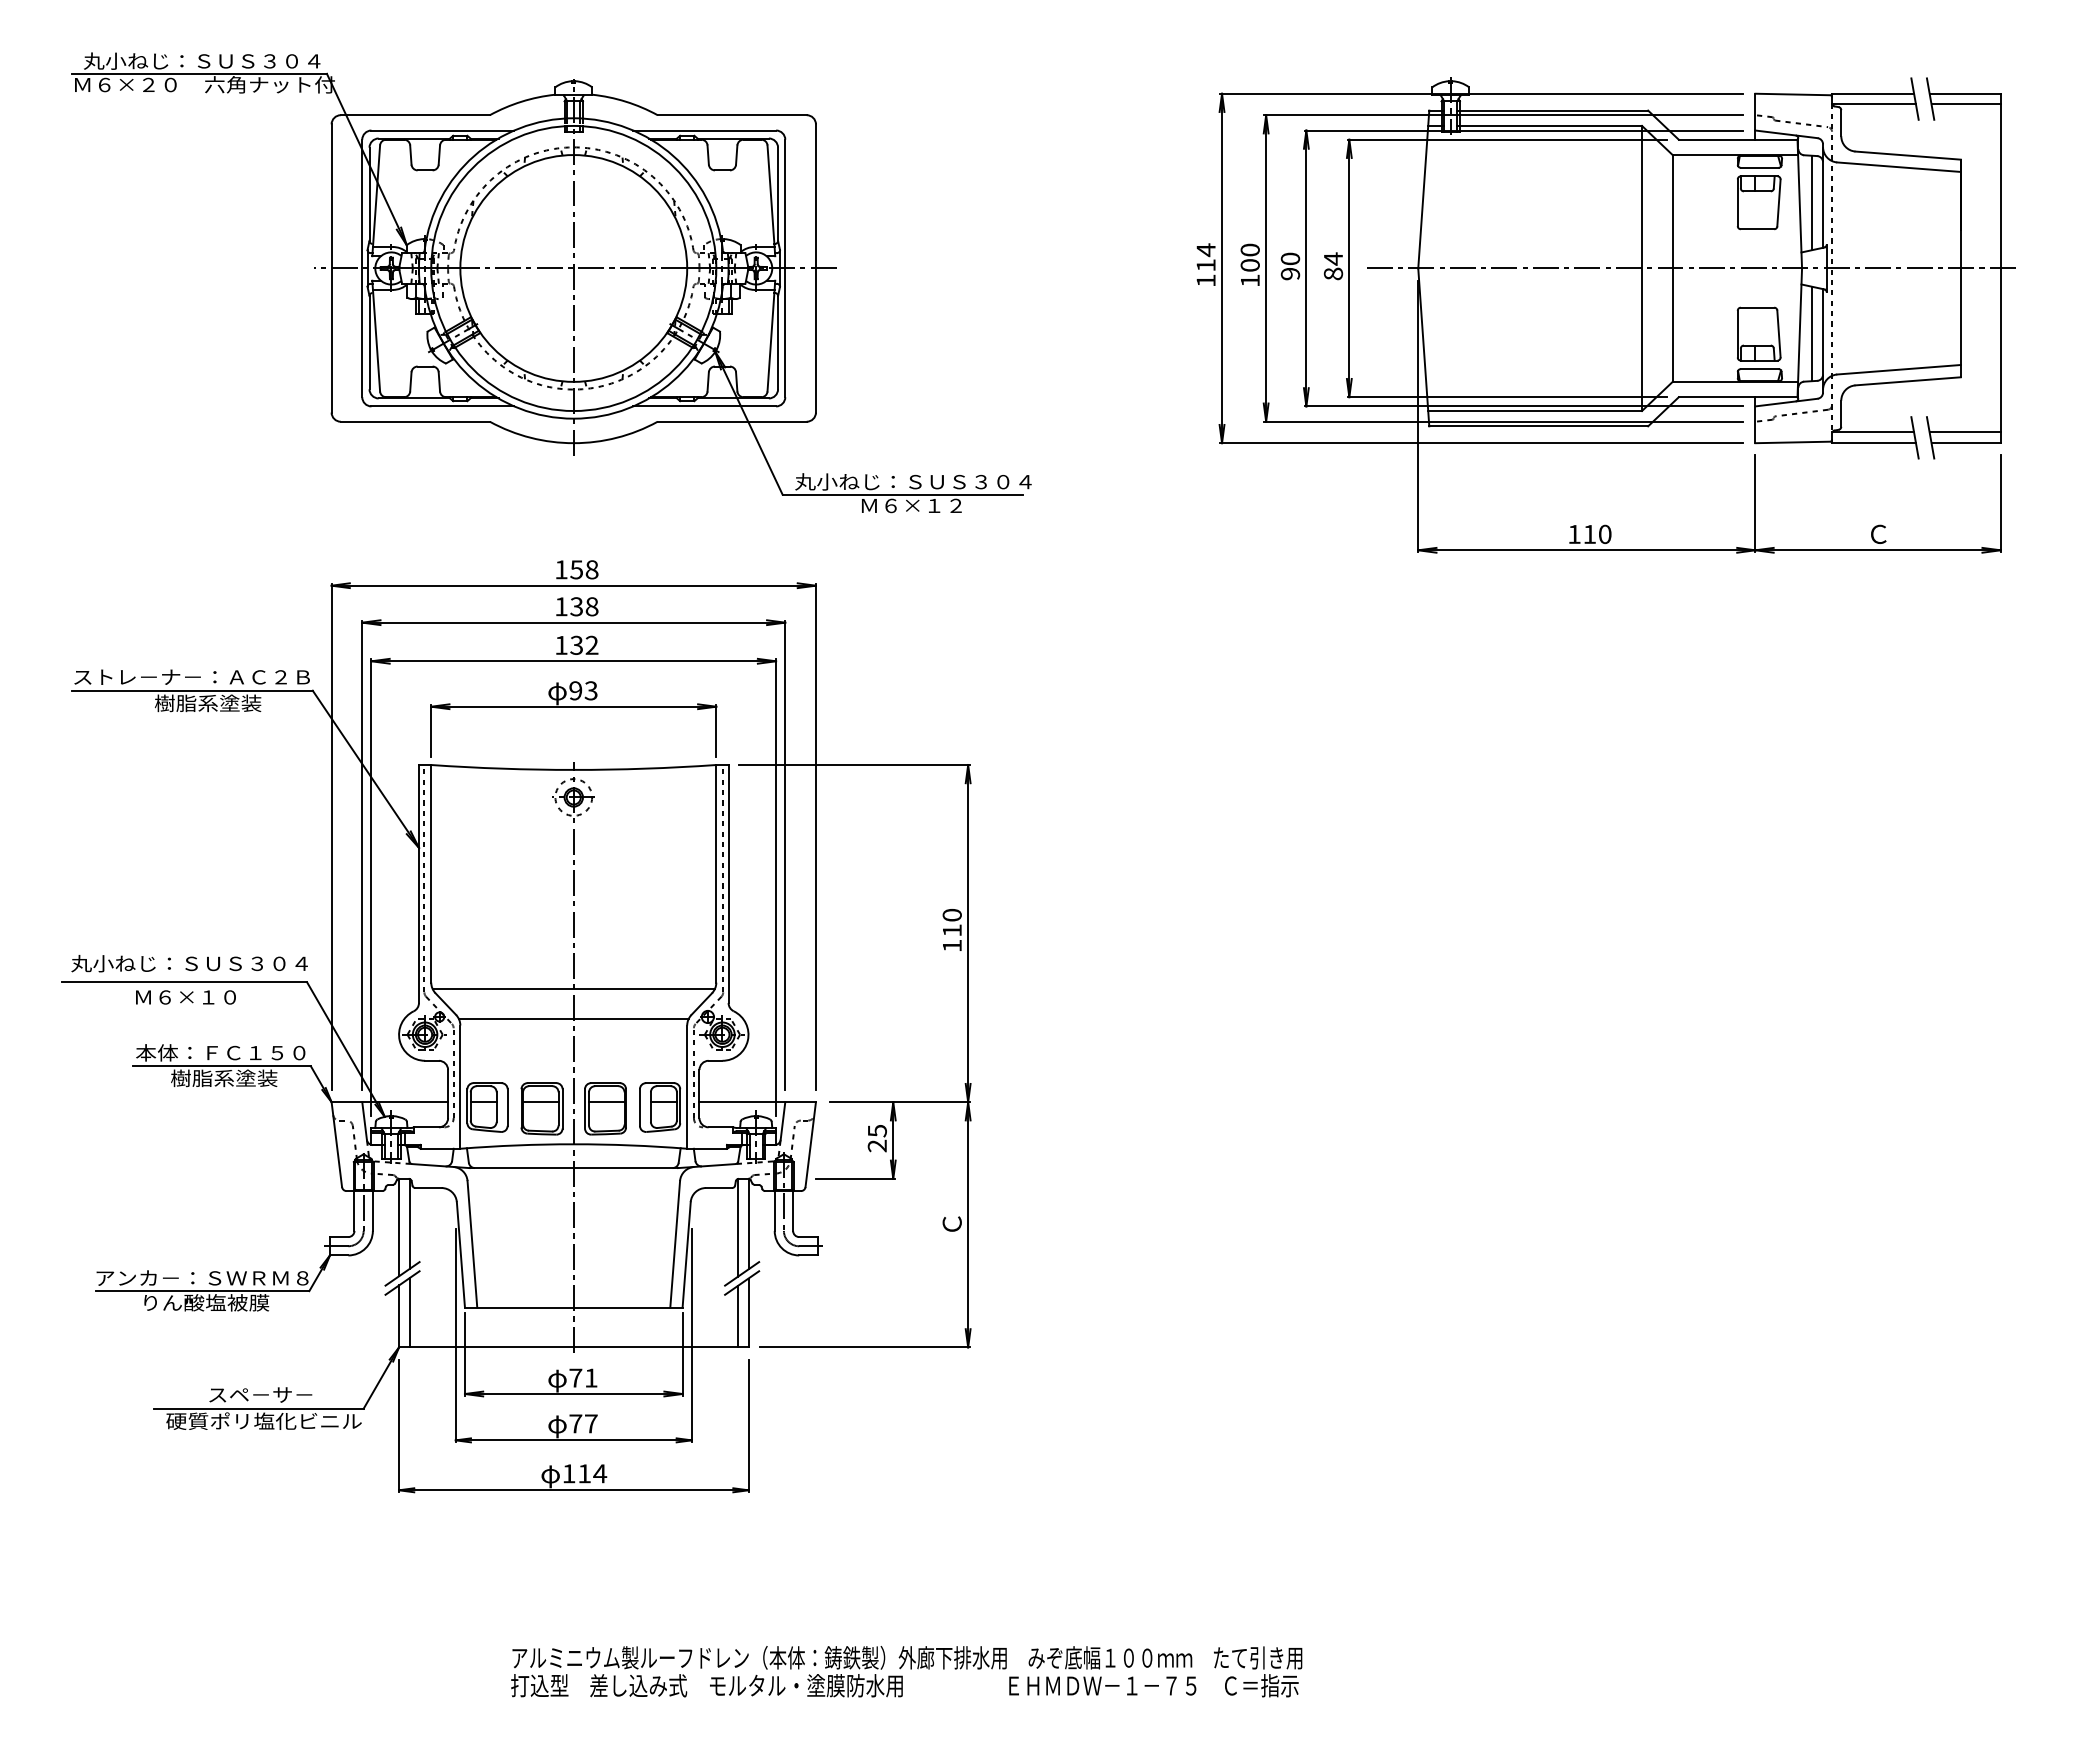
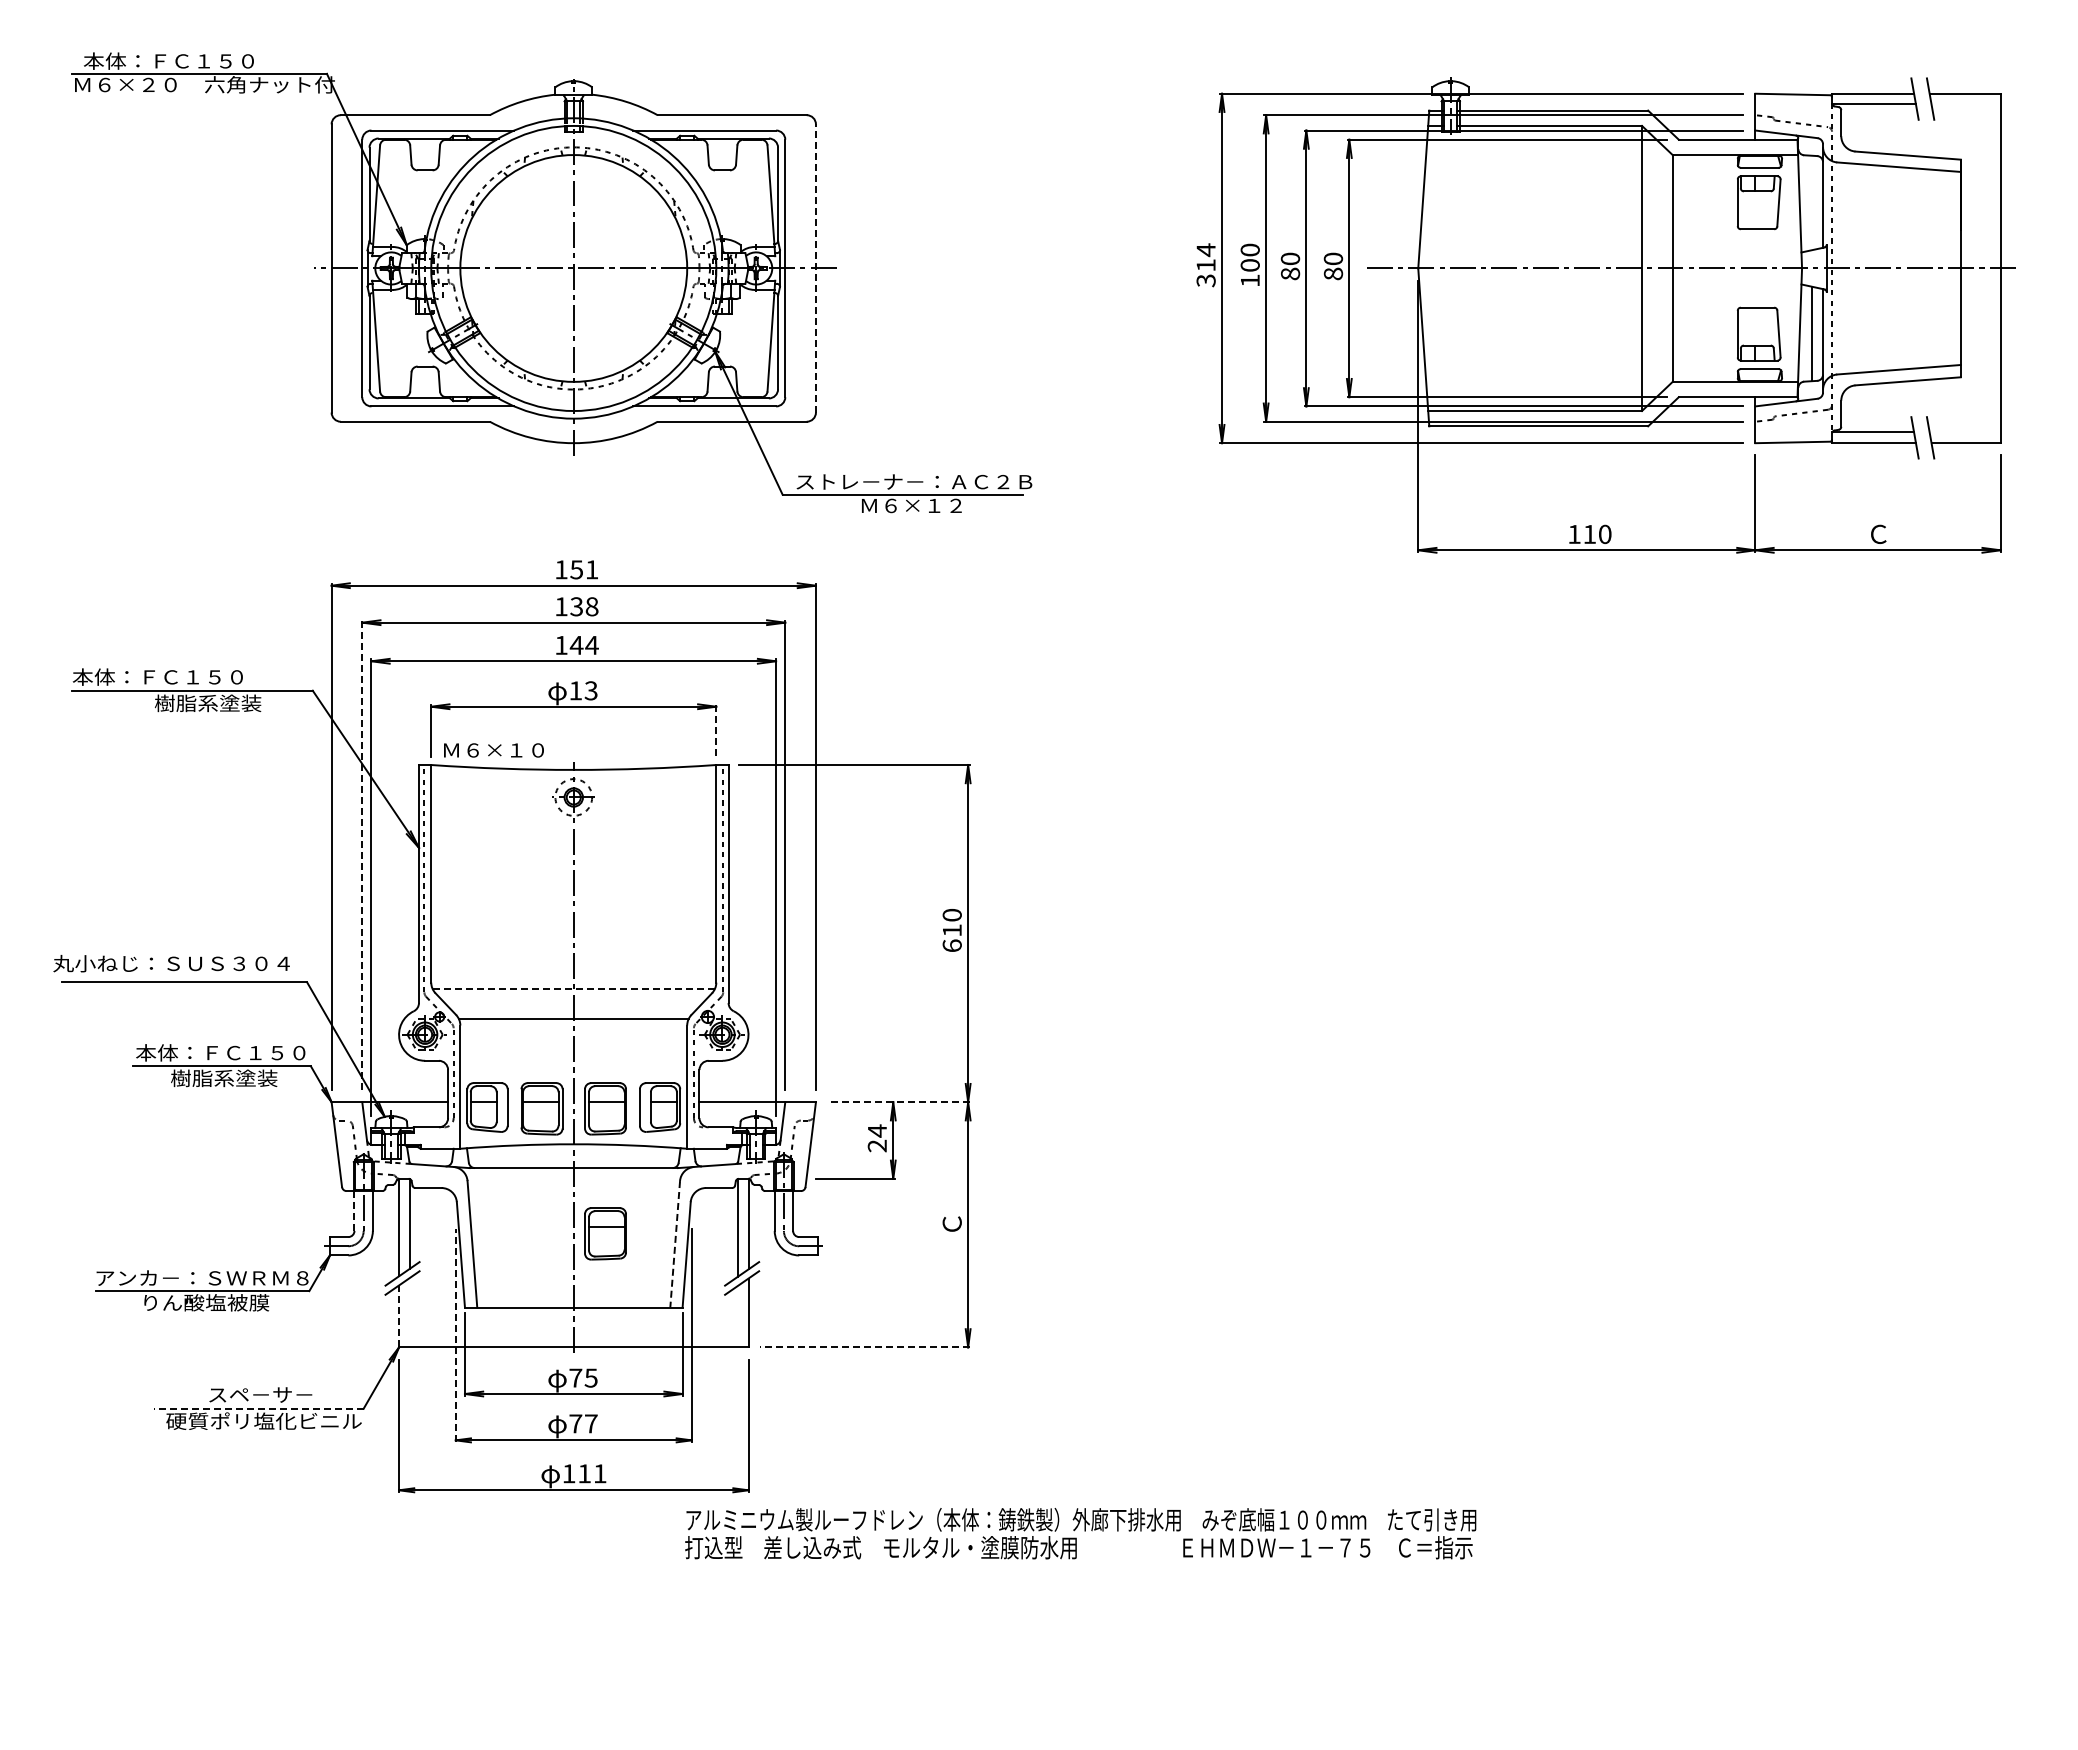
text: 丸小ねじ：ＳＵＳ３０４ -> 本体：ＦＣ１５０ (201, 60)
line: present -> none (1965, 104)
line: present -> none (1811, 202)
text: 84 -> 80 (1333, 258)
line: solid -> dashed (815, 267)
text: 90 -> 80 (1290, 273)
text: 114 -> 314 (1205, 280)
line: present -> none (1964, 432)
text: 丸小ねじ：ＳＵＳ３０４ -> ストレ－ナ－：ＡＣ２Ｂ (913, 481)
text: 158 -> 151 (591, 569)
text: 132 -> 144 (583, 644)
text: ストレ－ナ－：ＡＣ２Ｂ -> 本体：ＦＣ１５０ (190, 676)
text: 93 -> 13 (575, 690)
line: solid -> dashed (716, 731)
line: solid -> dashed (362, 855)
text: 110 -> 610 (951, 945)
text position: (189, 963) -> (171, 963) (171, 963)
line: solid -> dashed (573, 988)
text position: (185, 997) -> (493, 750) (493, 750)
line: solid -> dashed (899, 1102)
text: 25 -> 24 (877, 1130)
line: solid -> dashed (354, 1211)
part: none -> present (605, 1233)
line: solid -> dashed (675, 1244)
line: present -> none (409, 1312)
line: solid -> dashed (399, 1316)
line: present -> none (737, 1316)
line: solid -> dashed (455, 1335)
line: solid -> dashed (864, 1347)
text: 71 -> 75 (590, 1377)
line: solid -> dashed (259, 1408)
text: 114 -> 111 (600, 1473)
text position: (906, 1671) -> (1080, 1533) (1080, 1533)
